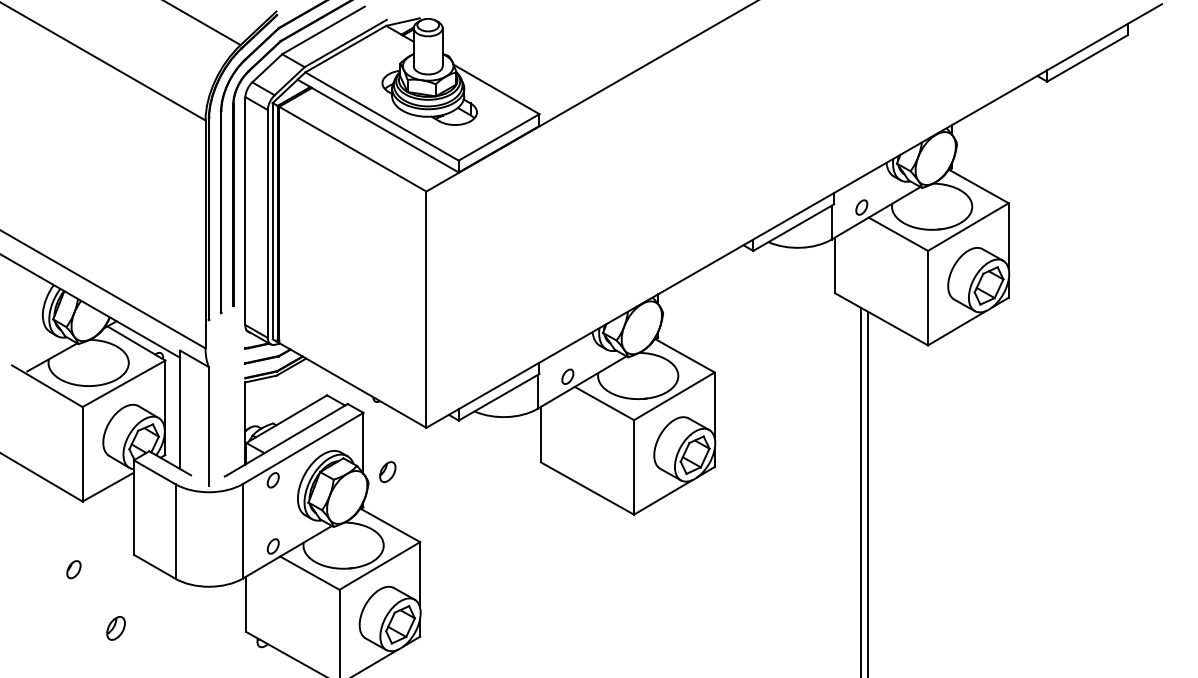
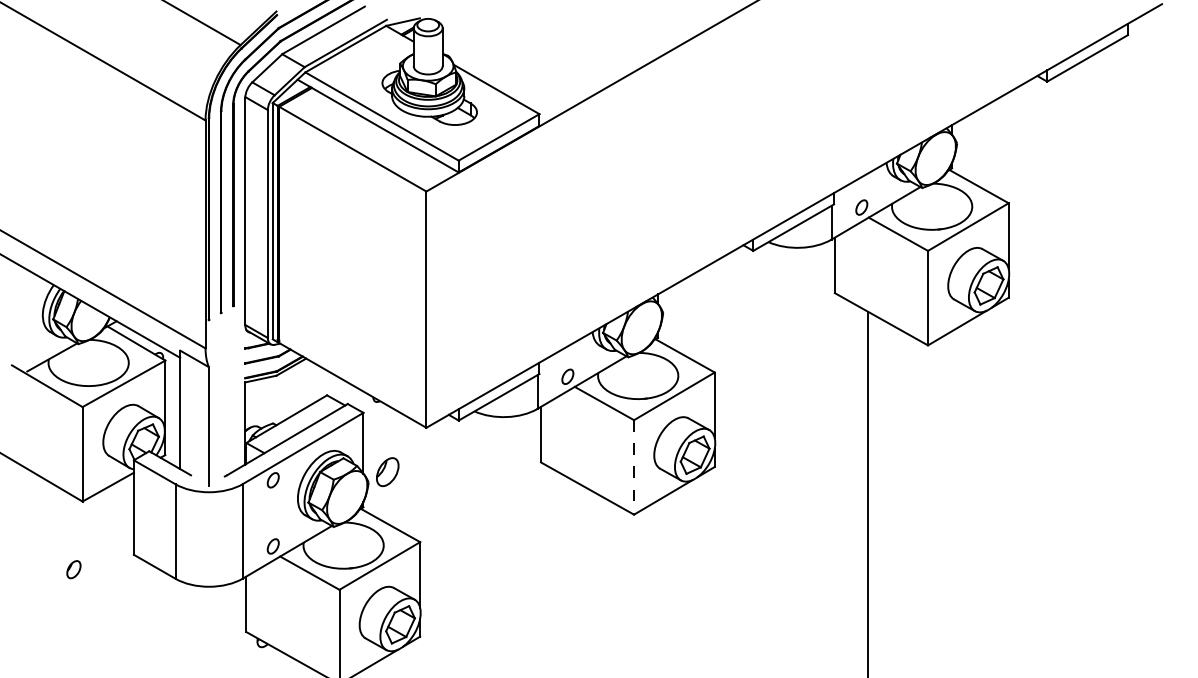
line: solid -> dashed (634, 467)
part size: 18x22 px -> 24x31 px (387, 472)
line: present -> none (860, 490)
part: present -> none (115, 628)
